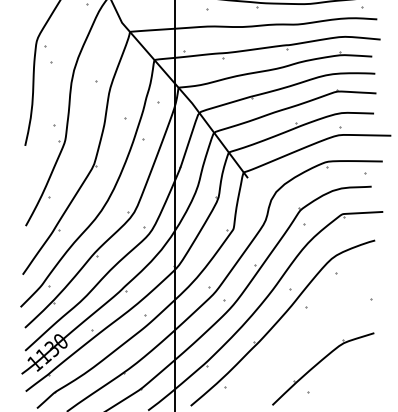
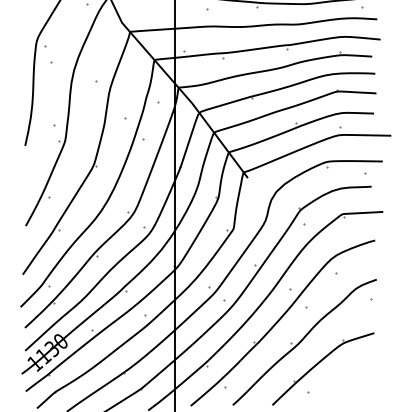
part: none -> present (304, 342)
